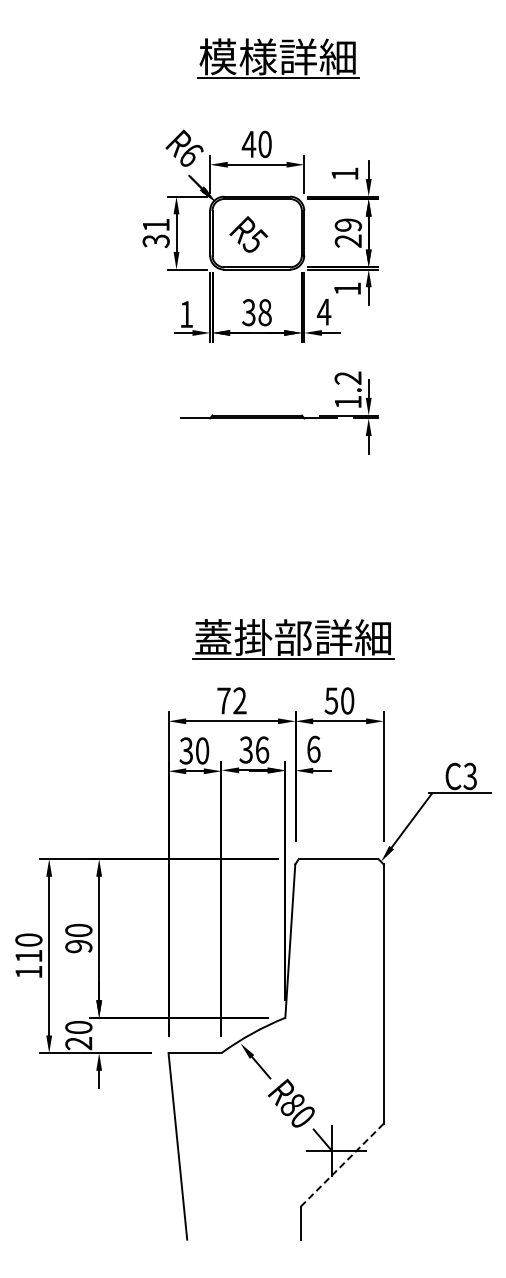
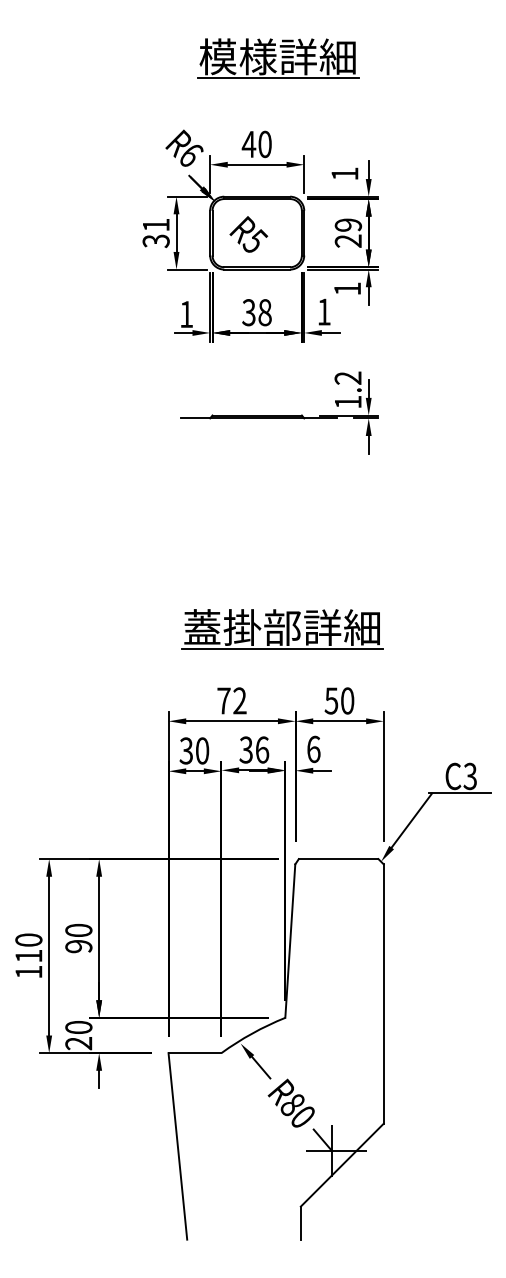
text: 4 -> 1 (324, 311)
part position: (293, 639) -> (282, 629) (282, 629)
line: dashed -> solid (342, 1165)
